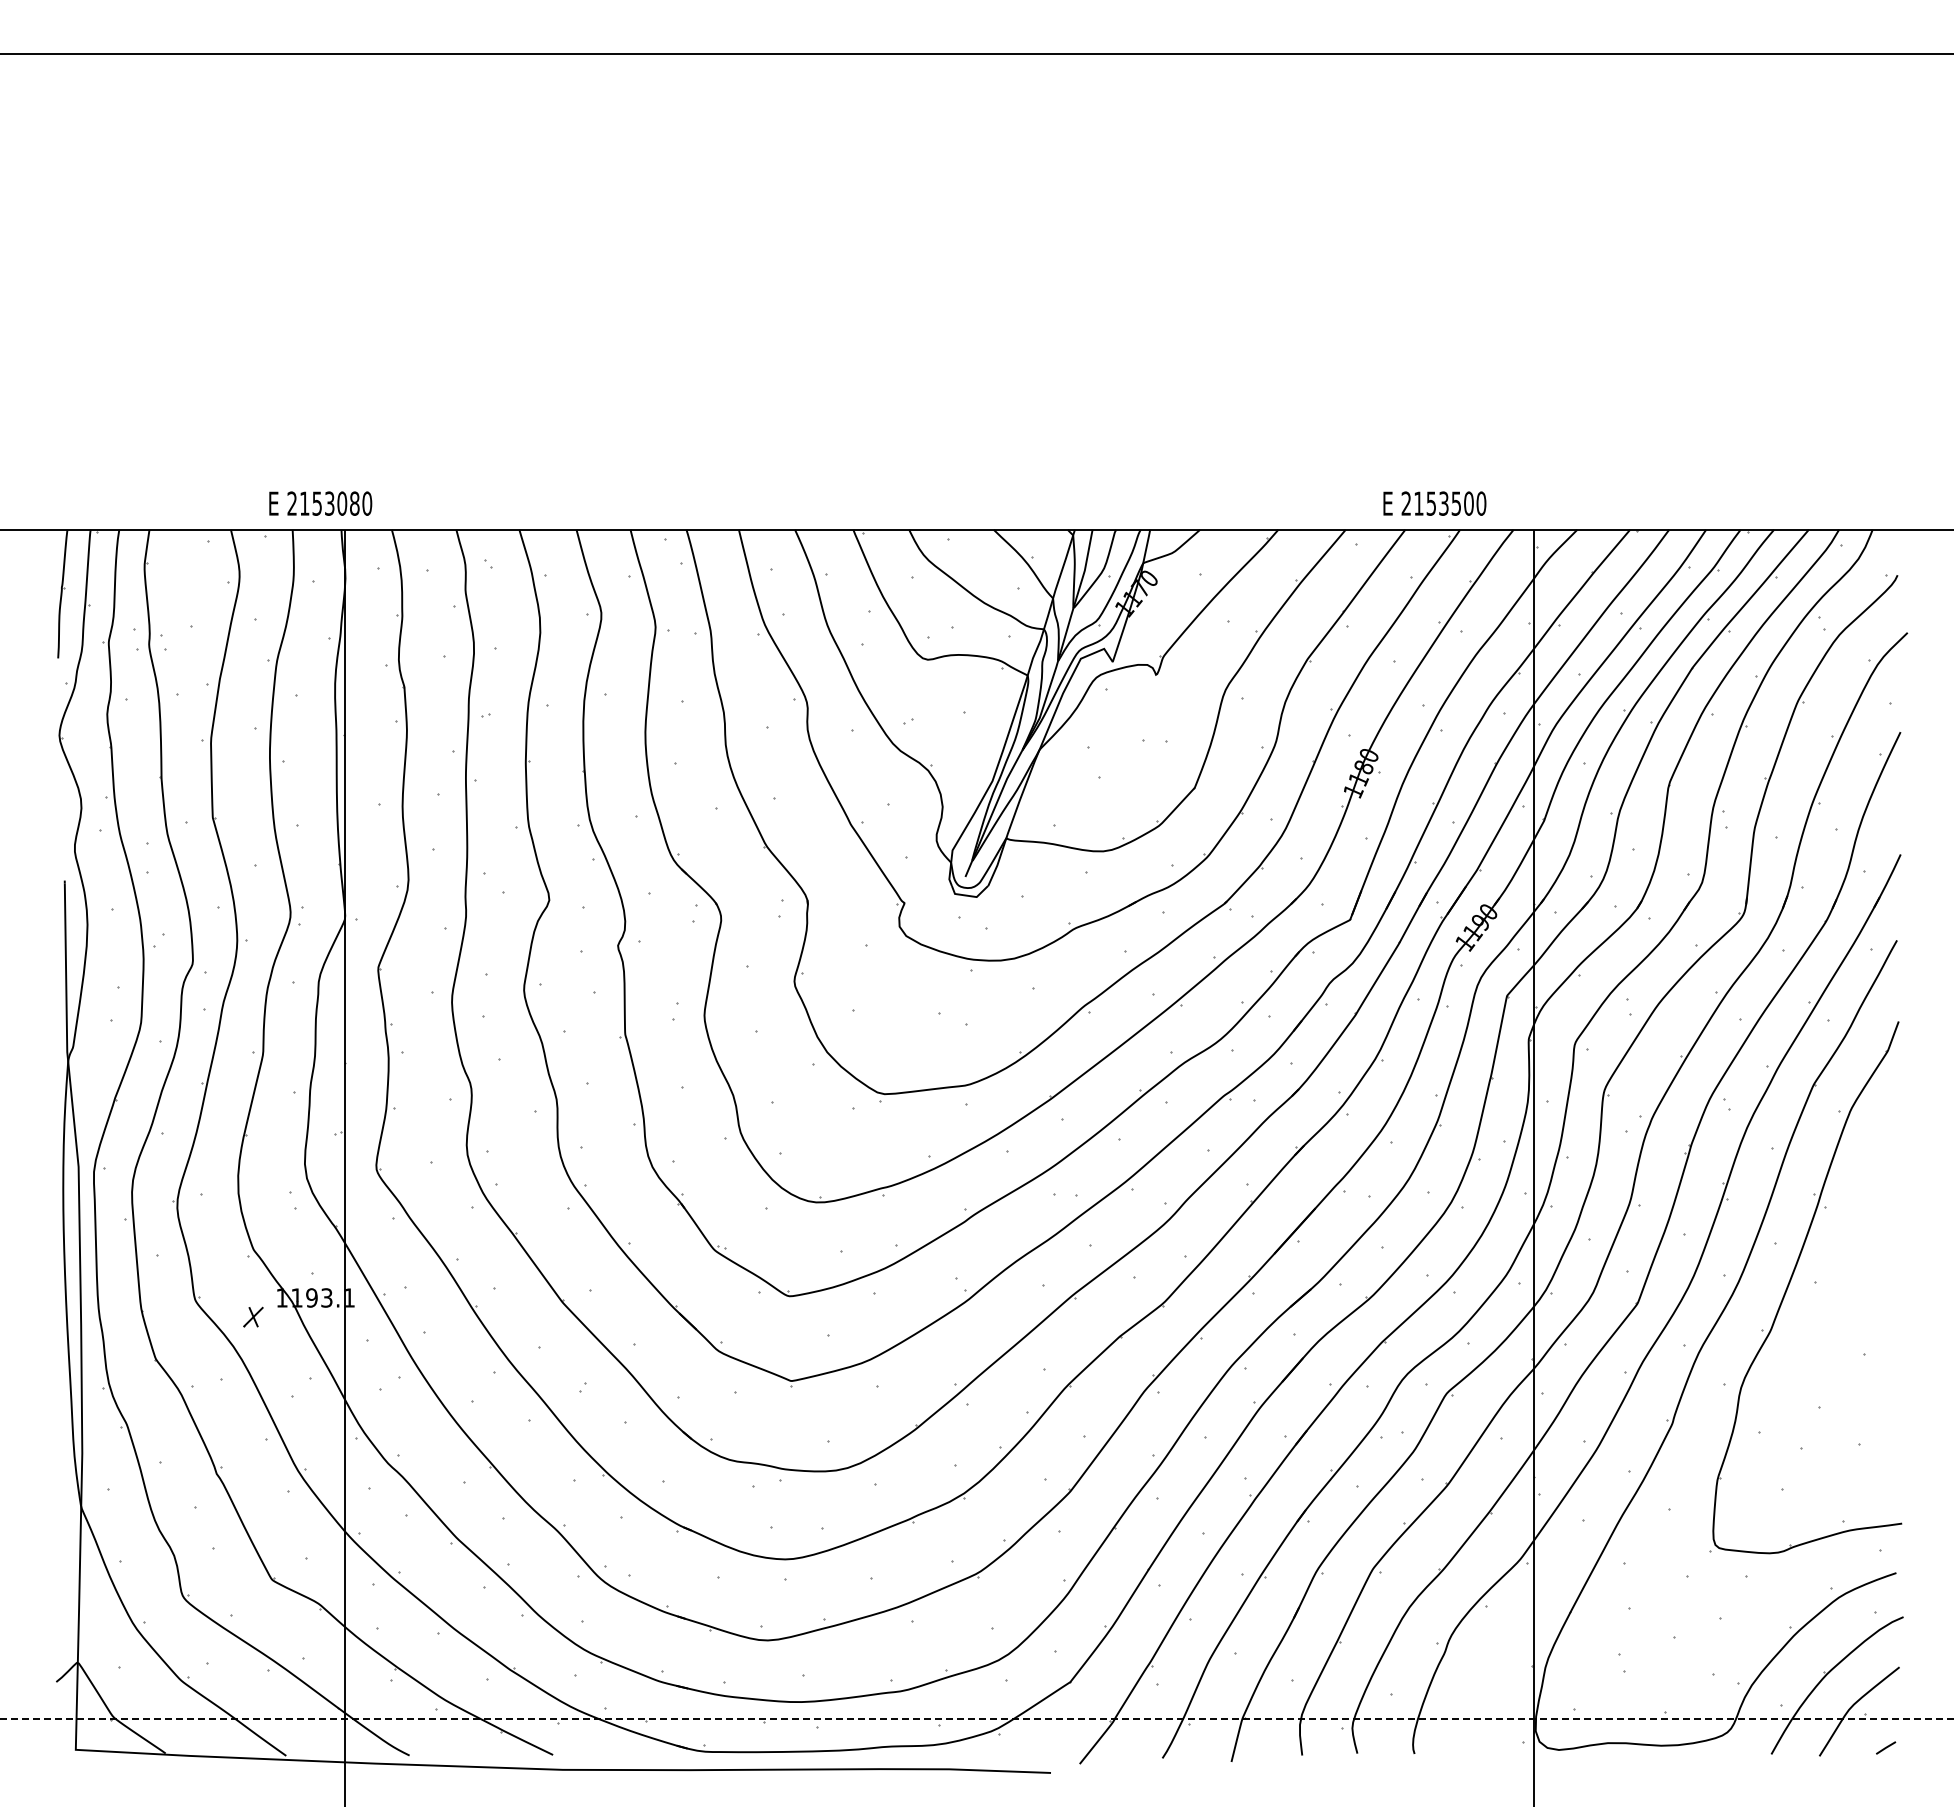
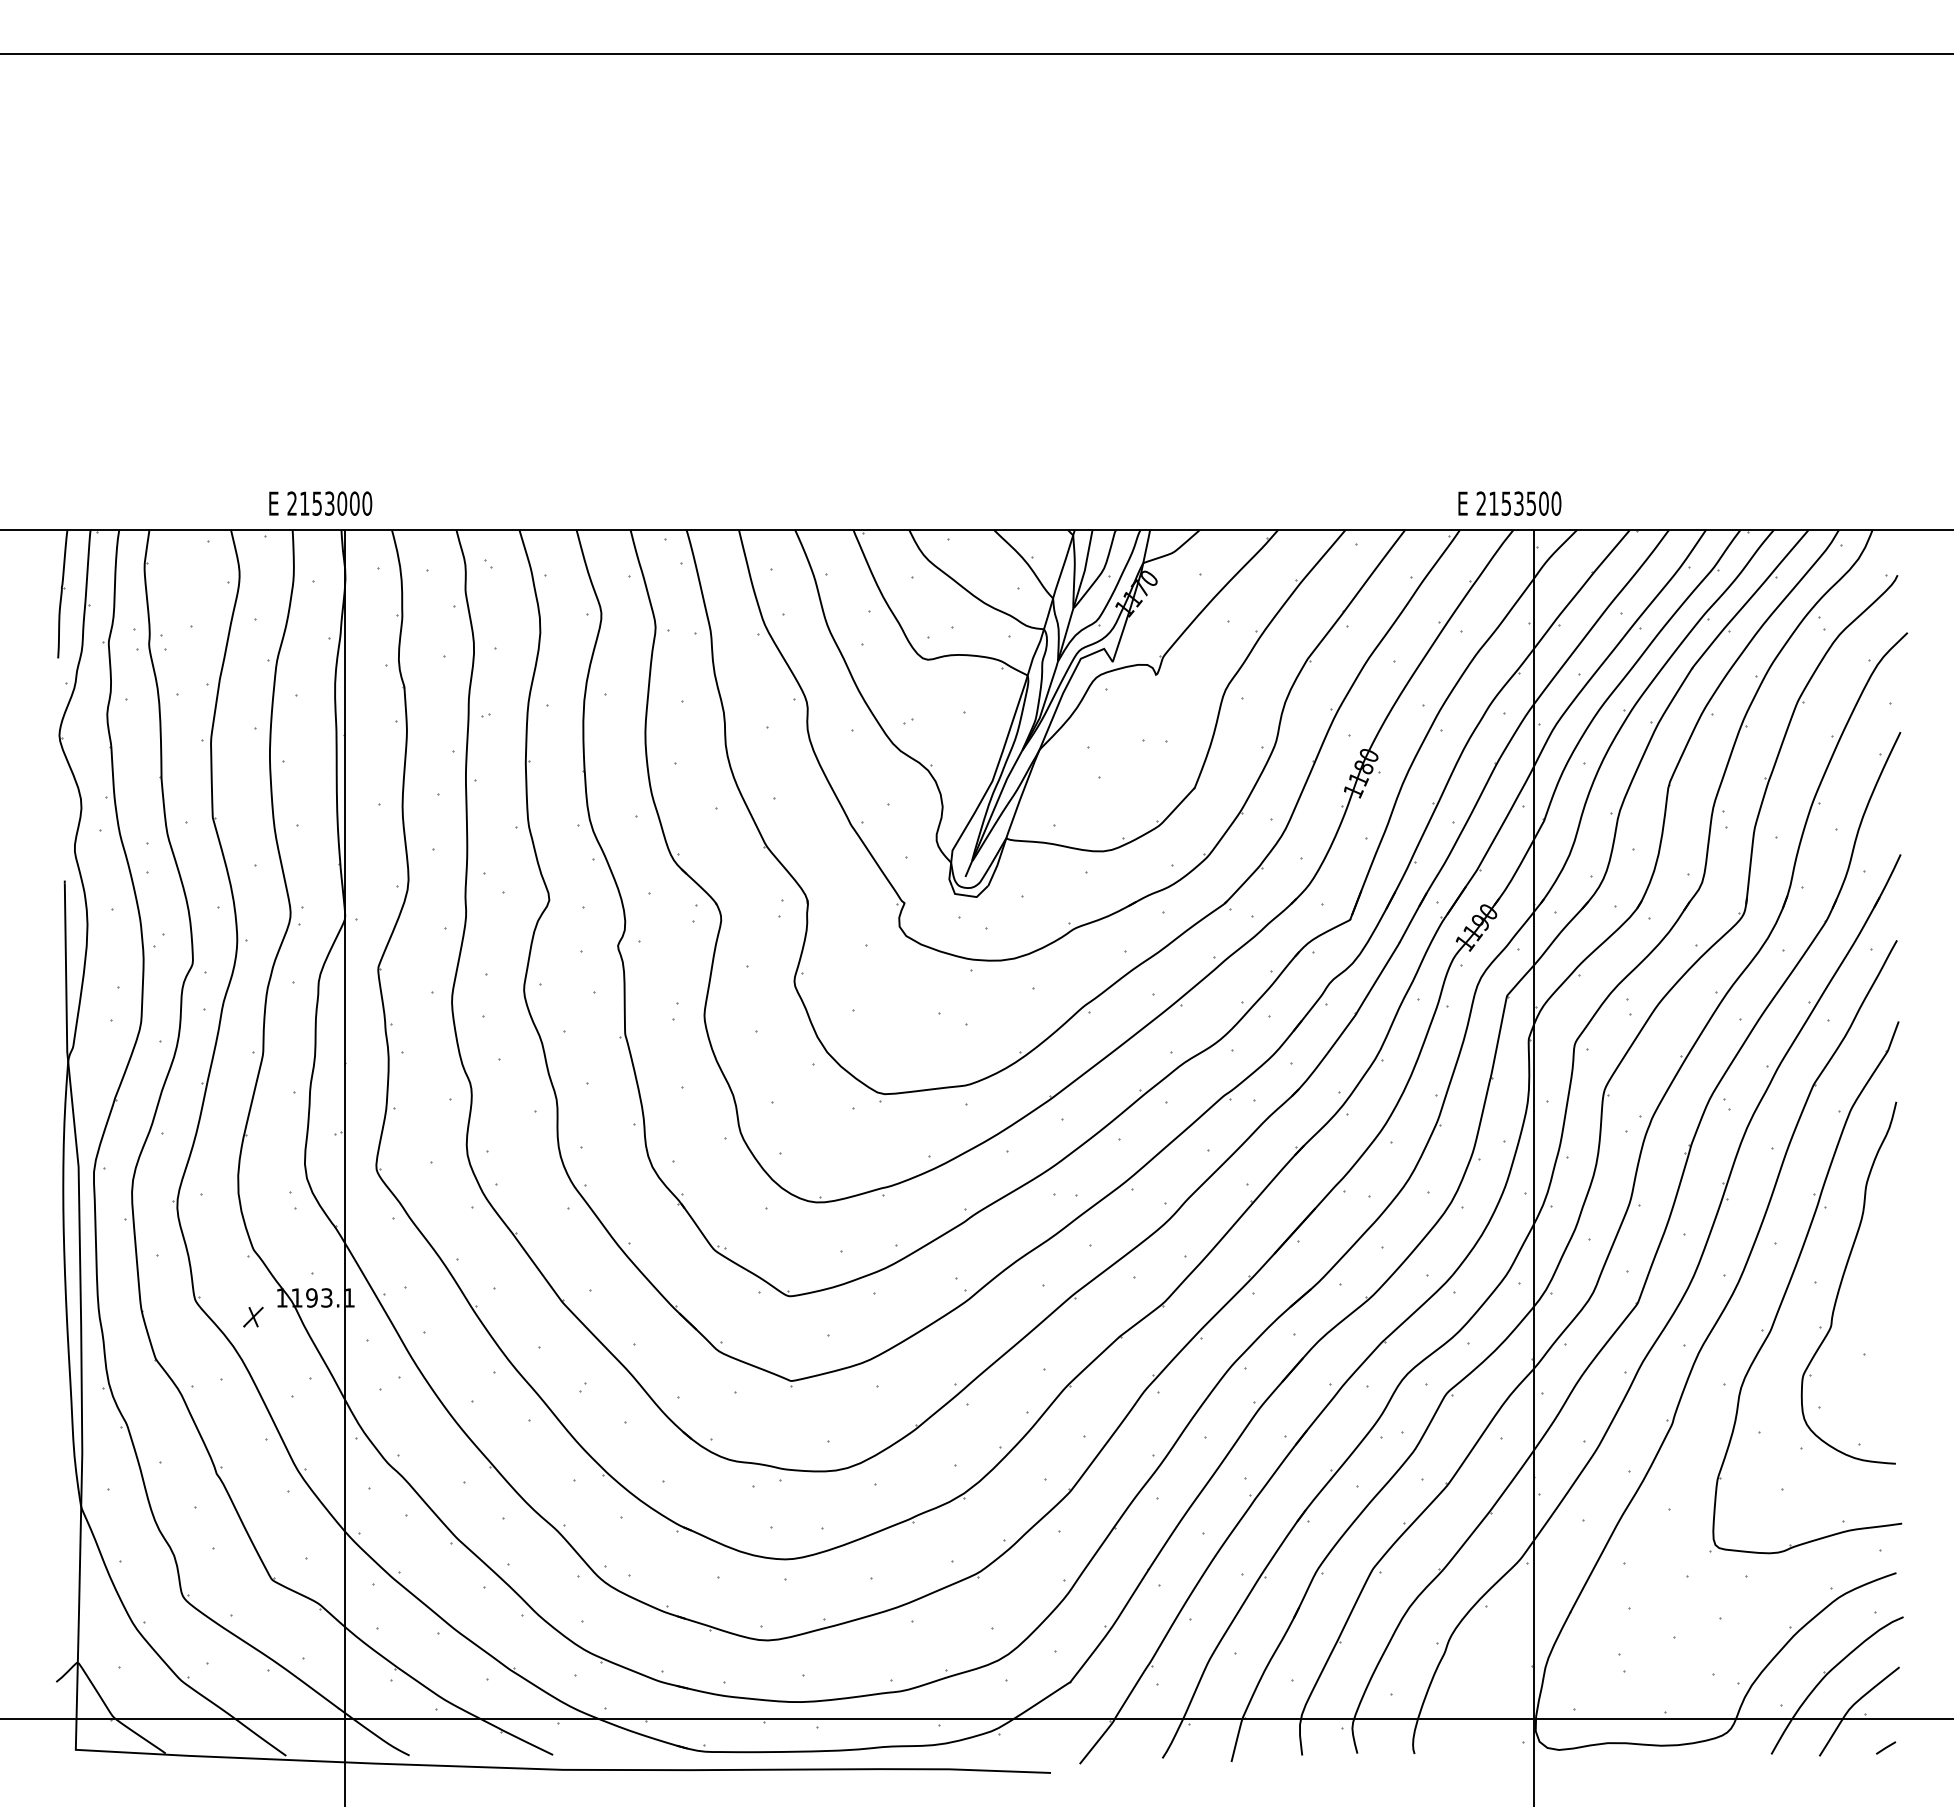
text: 2153080 -> 2153000 (354, 503)
text position: (1434, 503) -> (1509, 503) (1509, 503)
part: none -> present (1848, 1282)
line: dashed -> solid (976, 1718)
